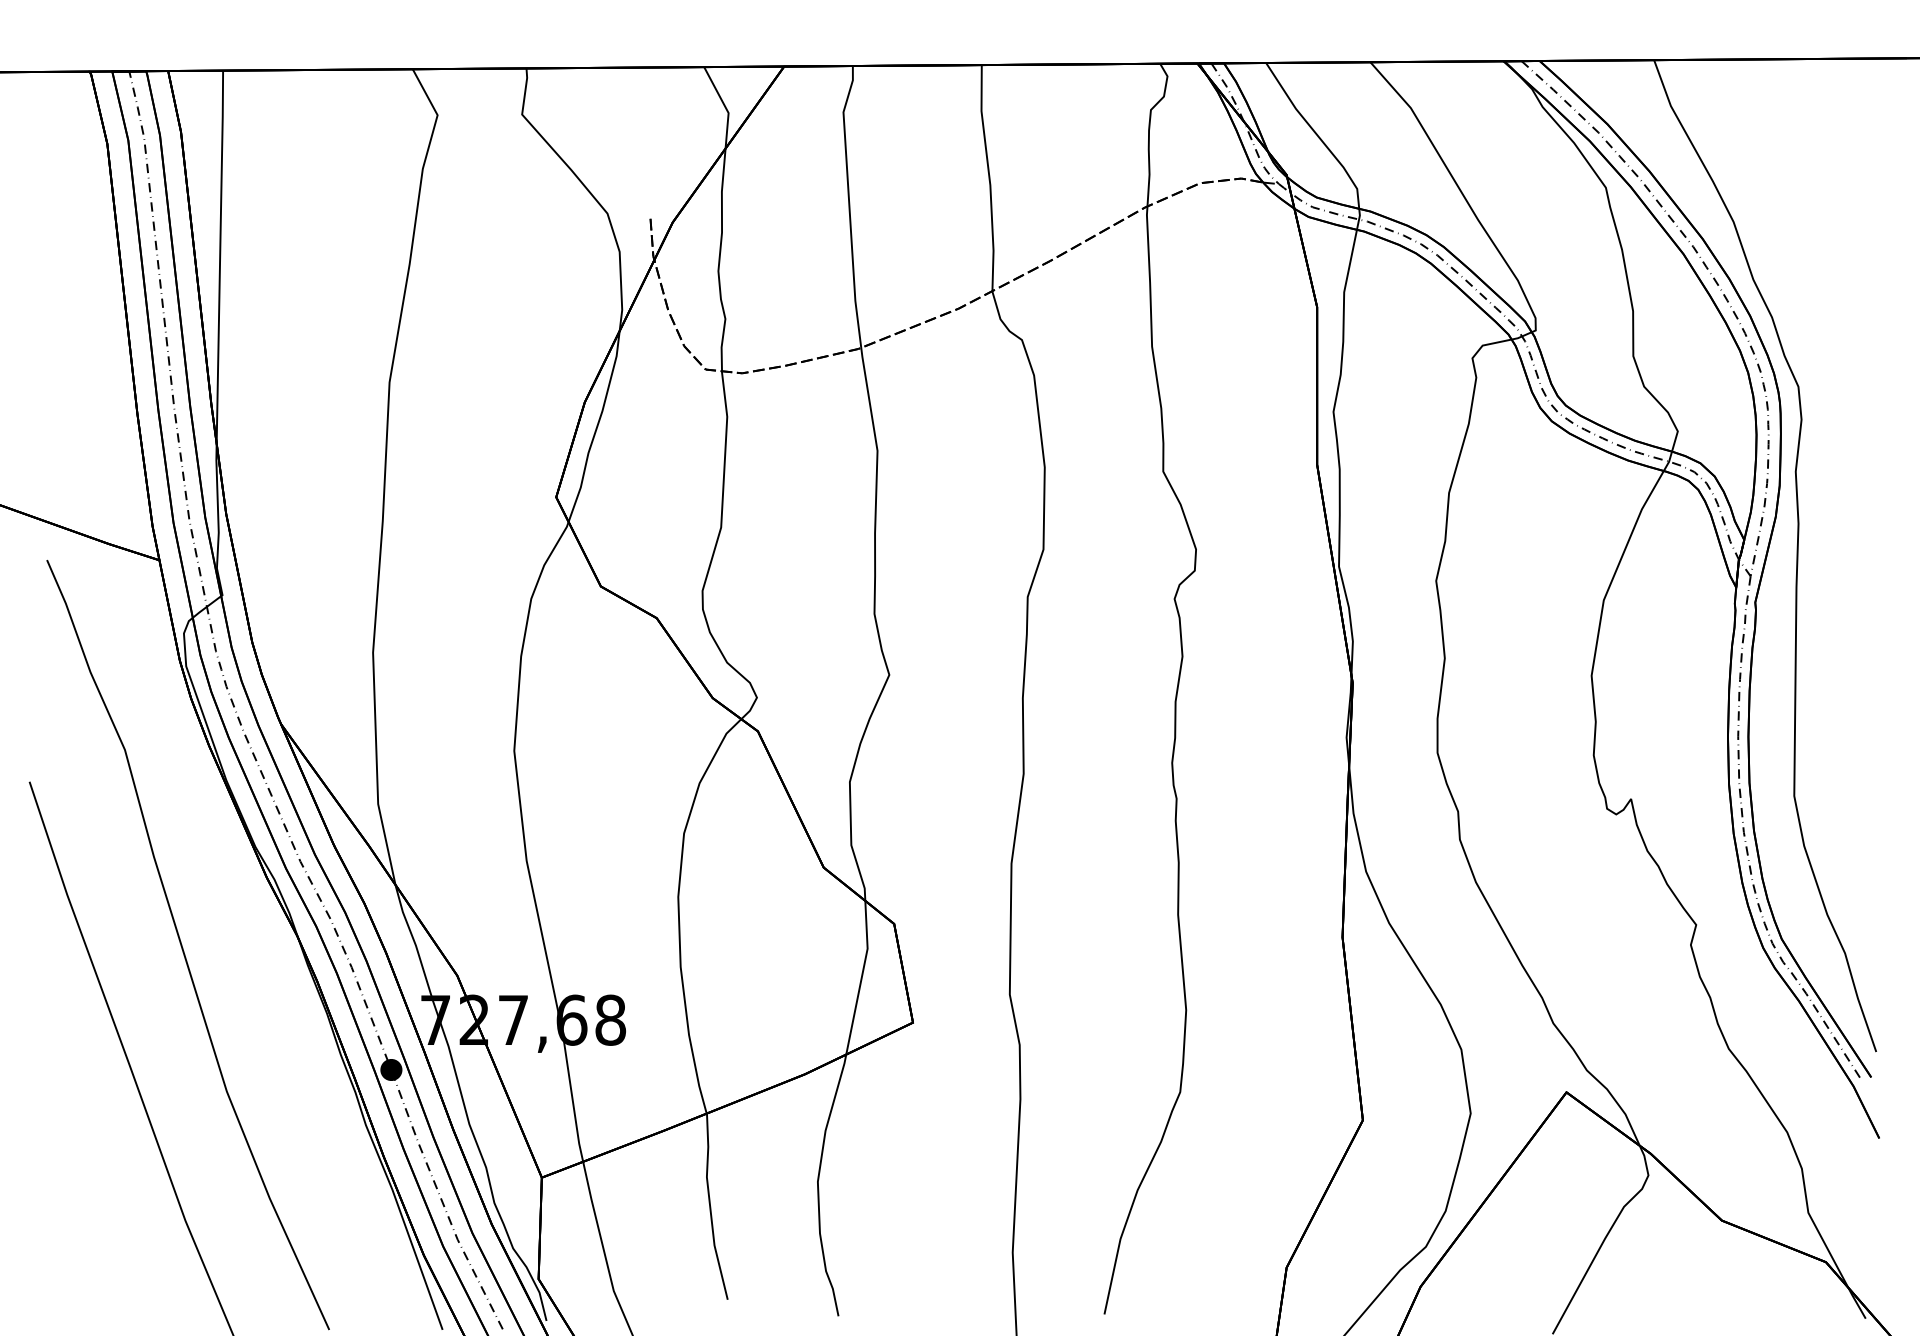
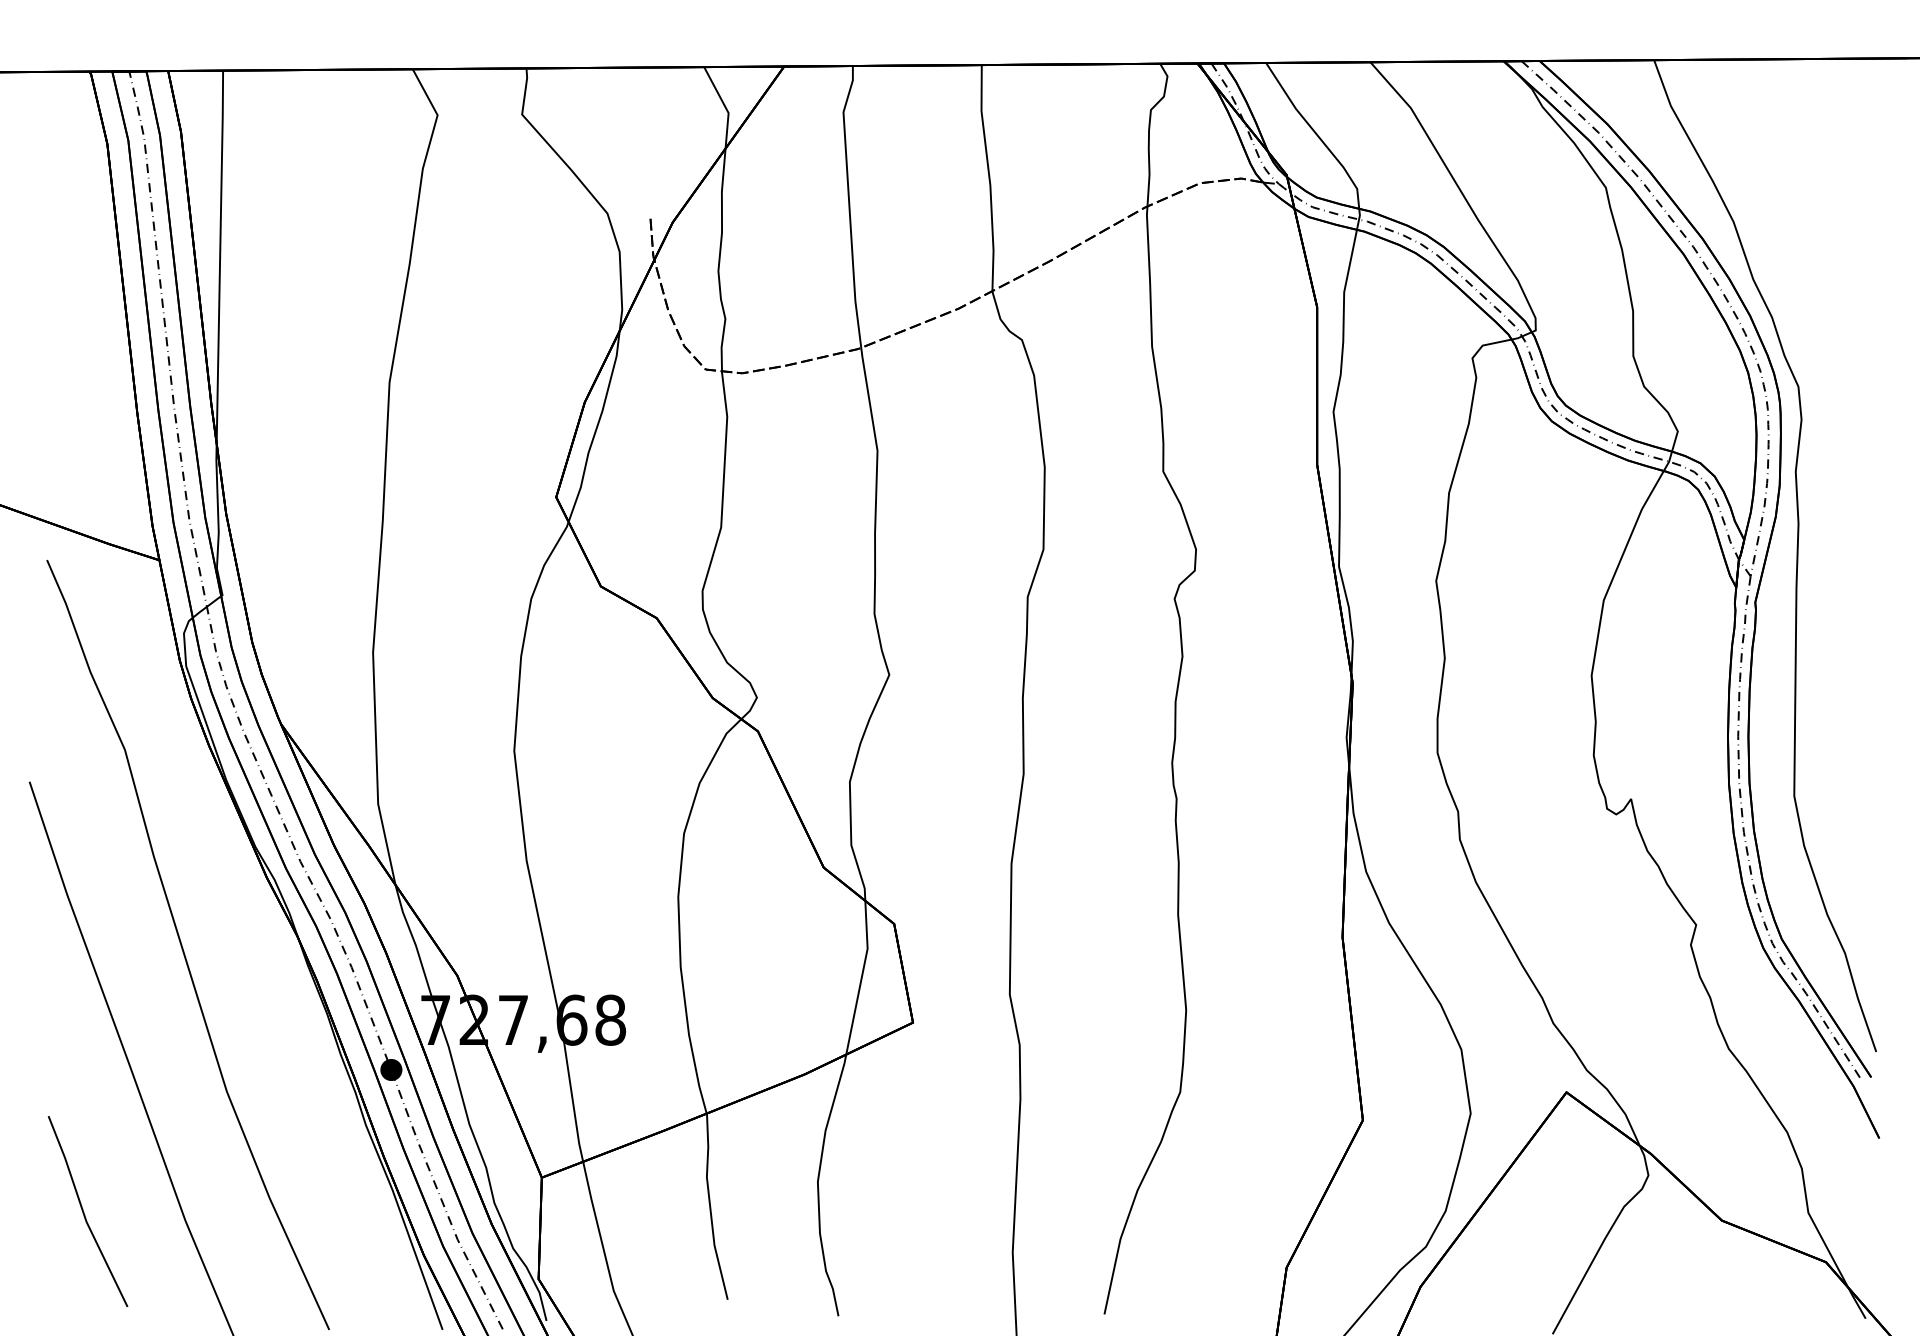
line: none -> present (84, 1212)
